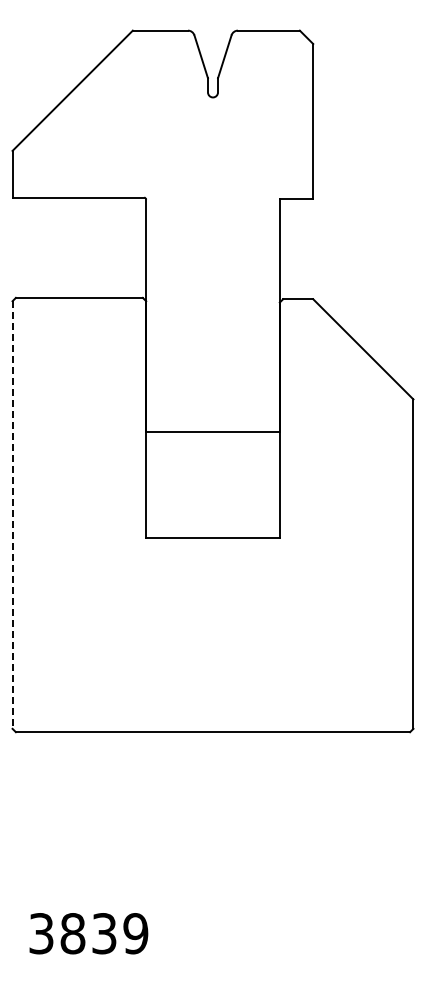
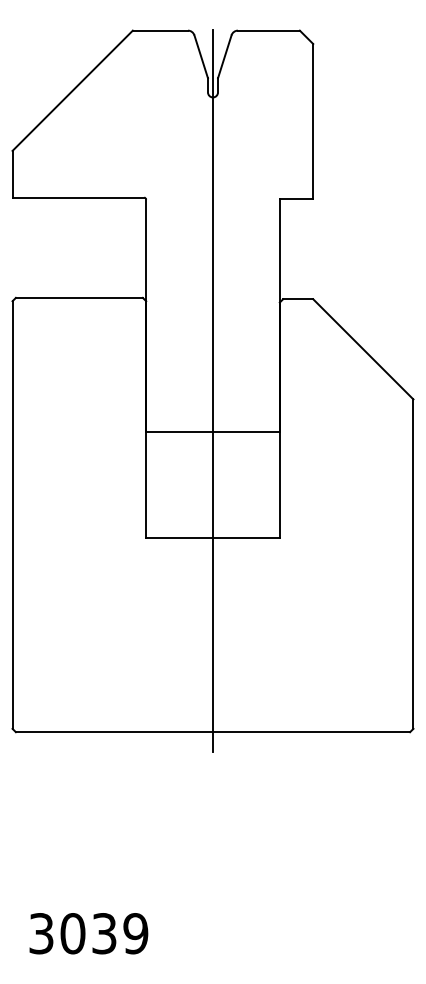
line: none -> present (213, 390)
line: dashed -> solid (12, 515)
text: 3839 -> 3039 (72, 933)
